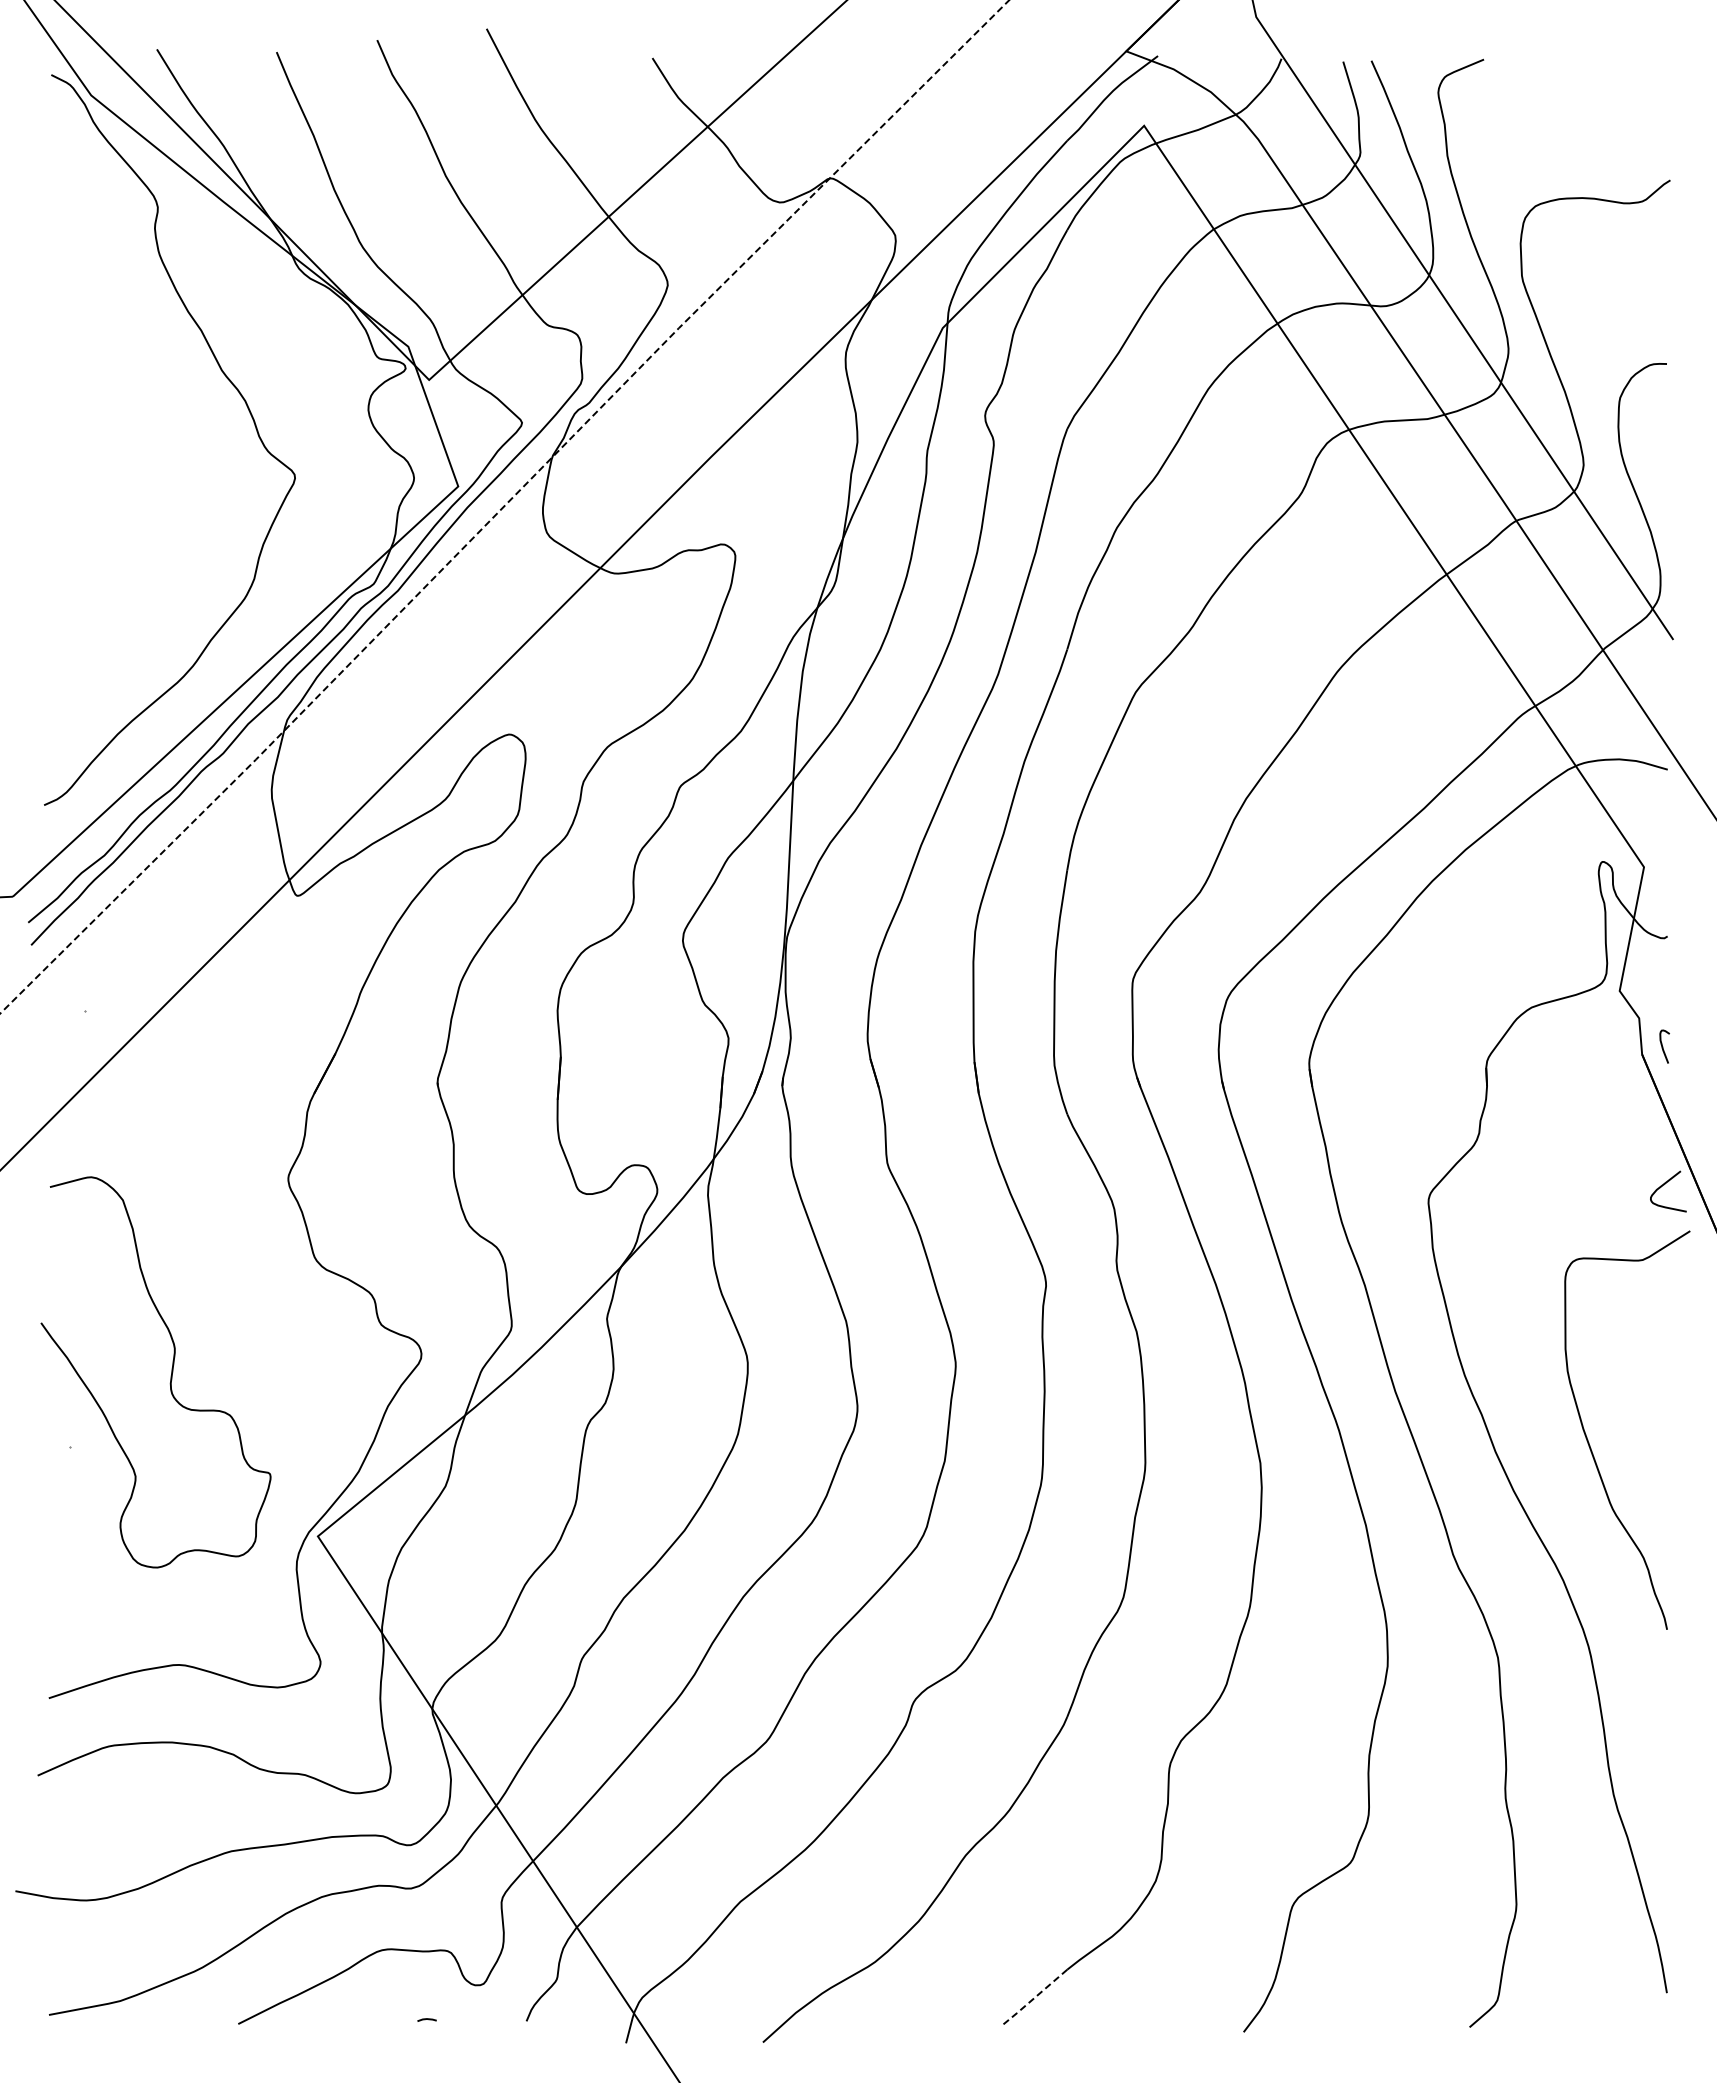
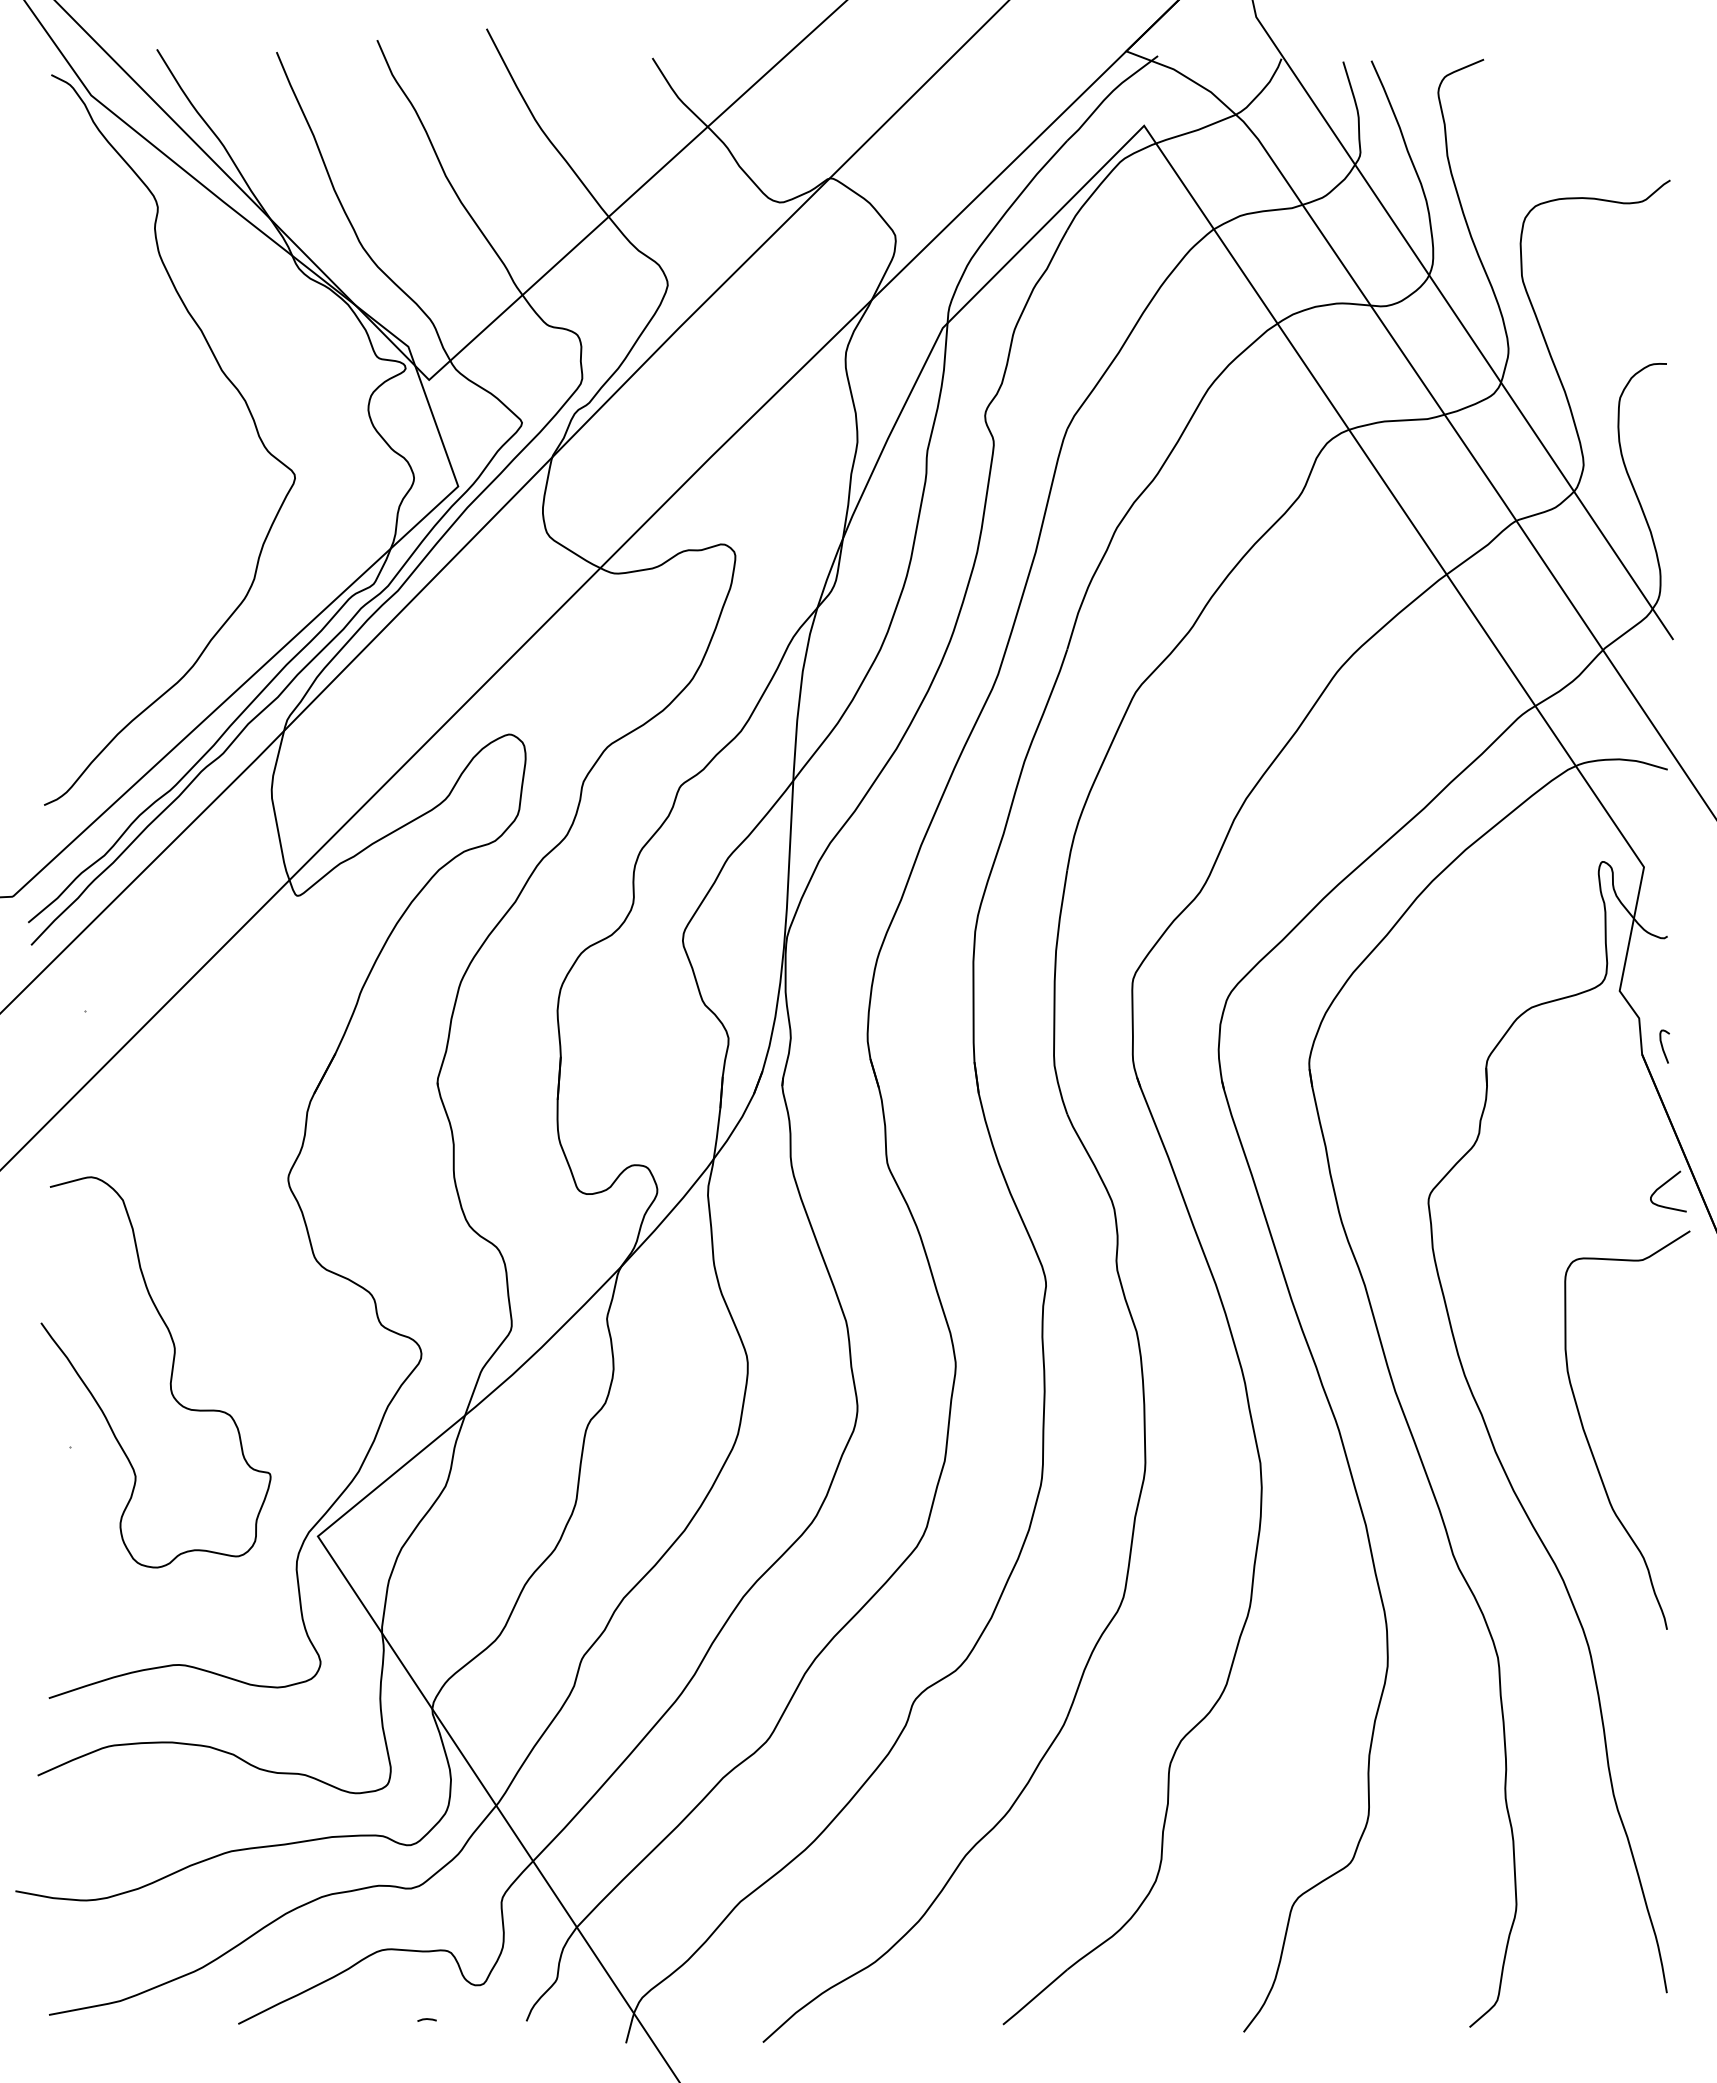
line: dashed -> solid (504, 506)
line: dashed -> solid (1034, 1998)
